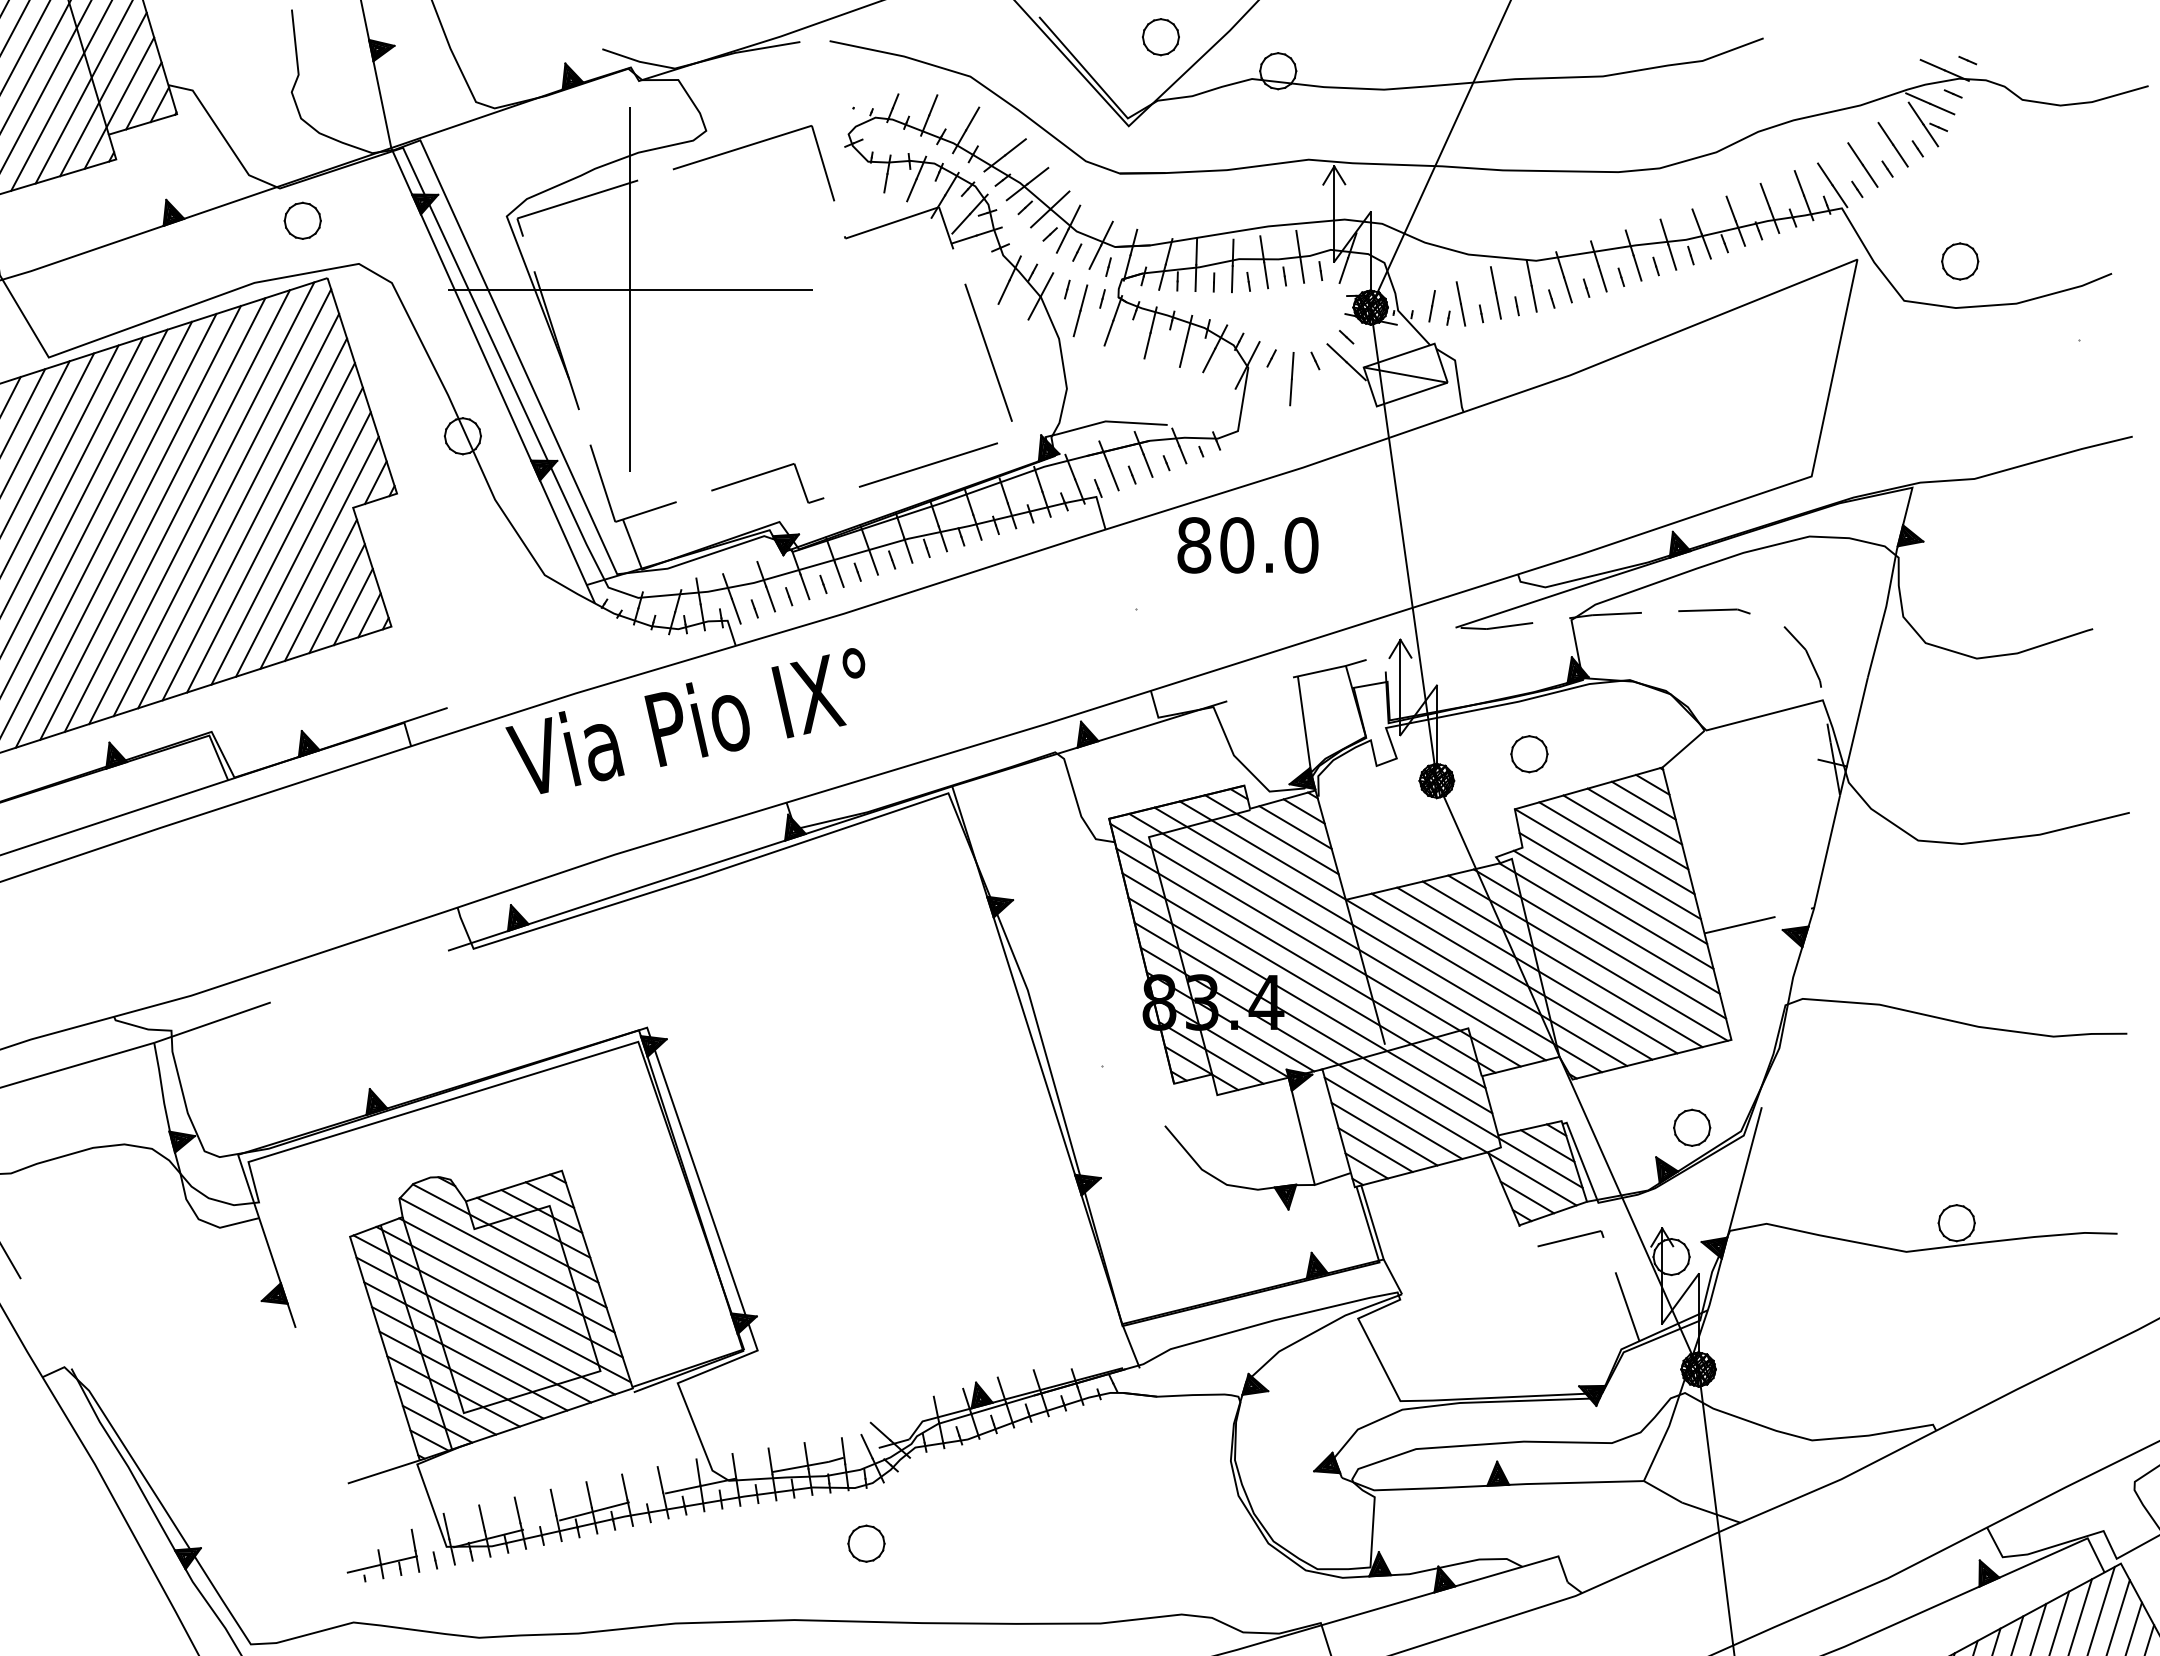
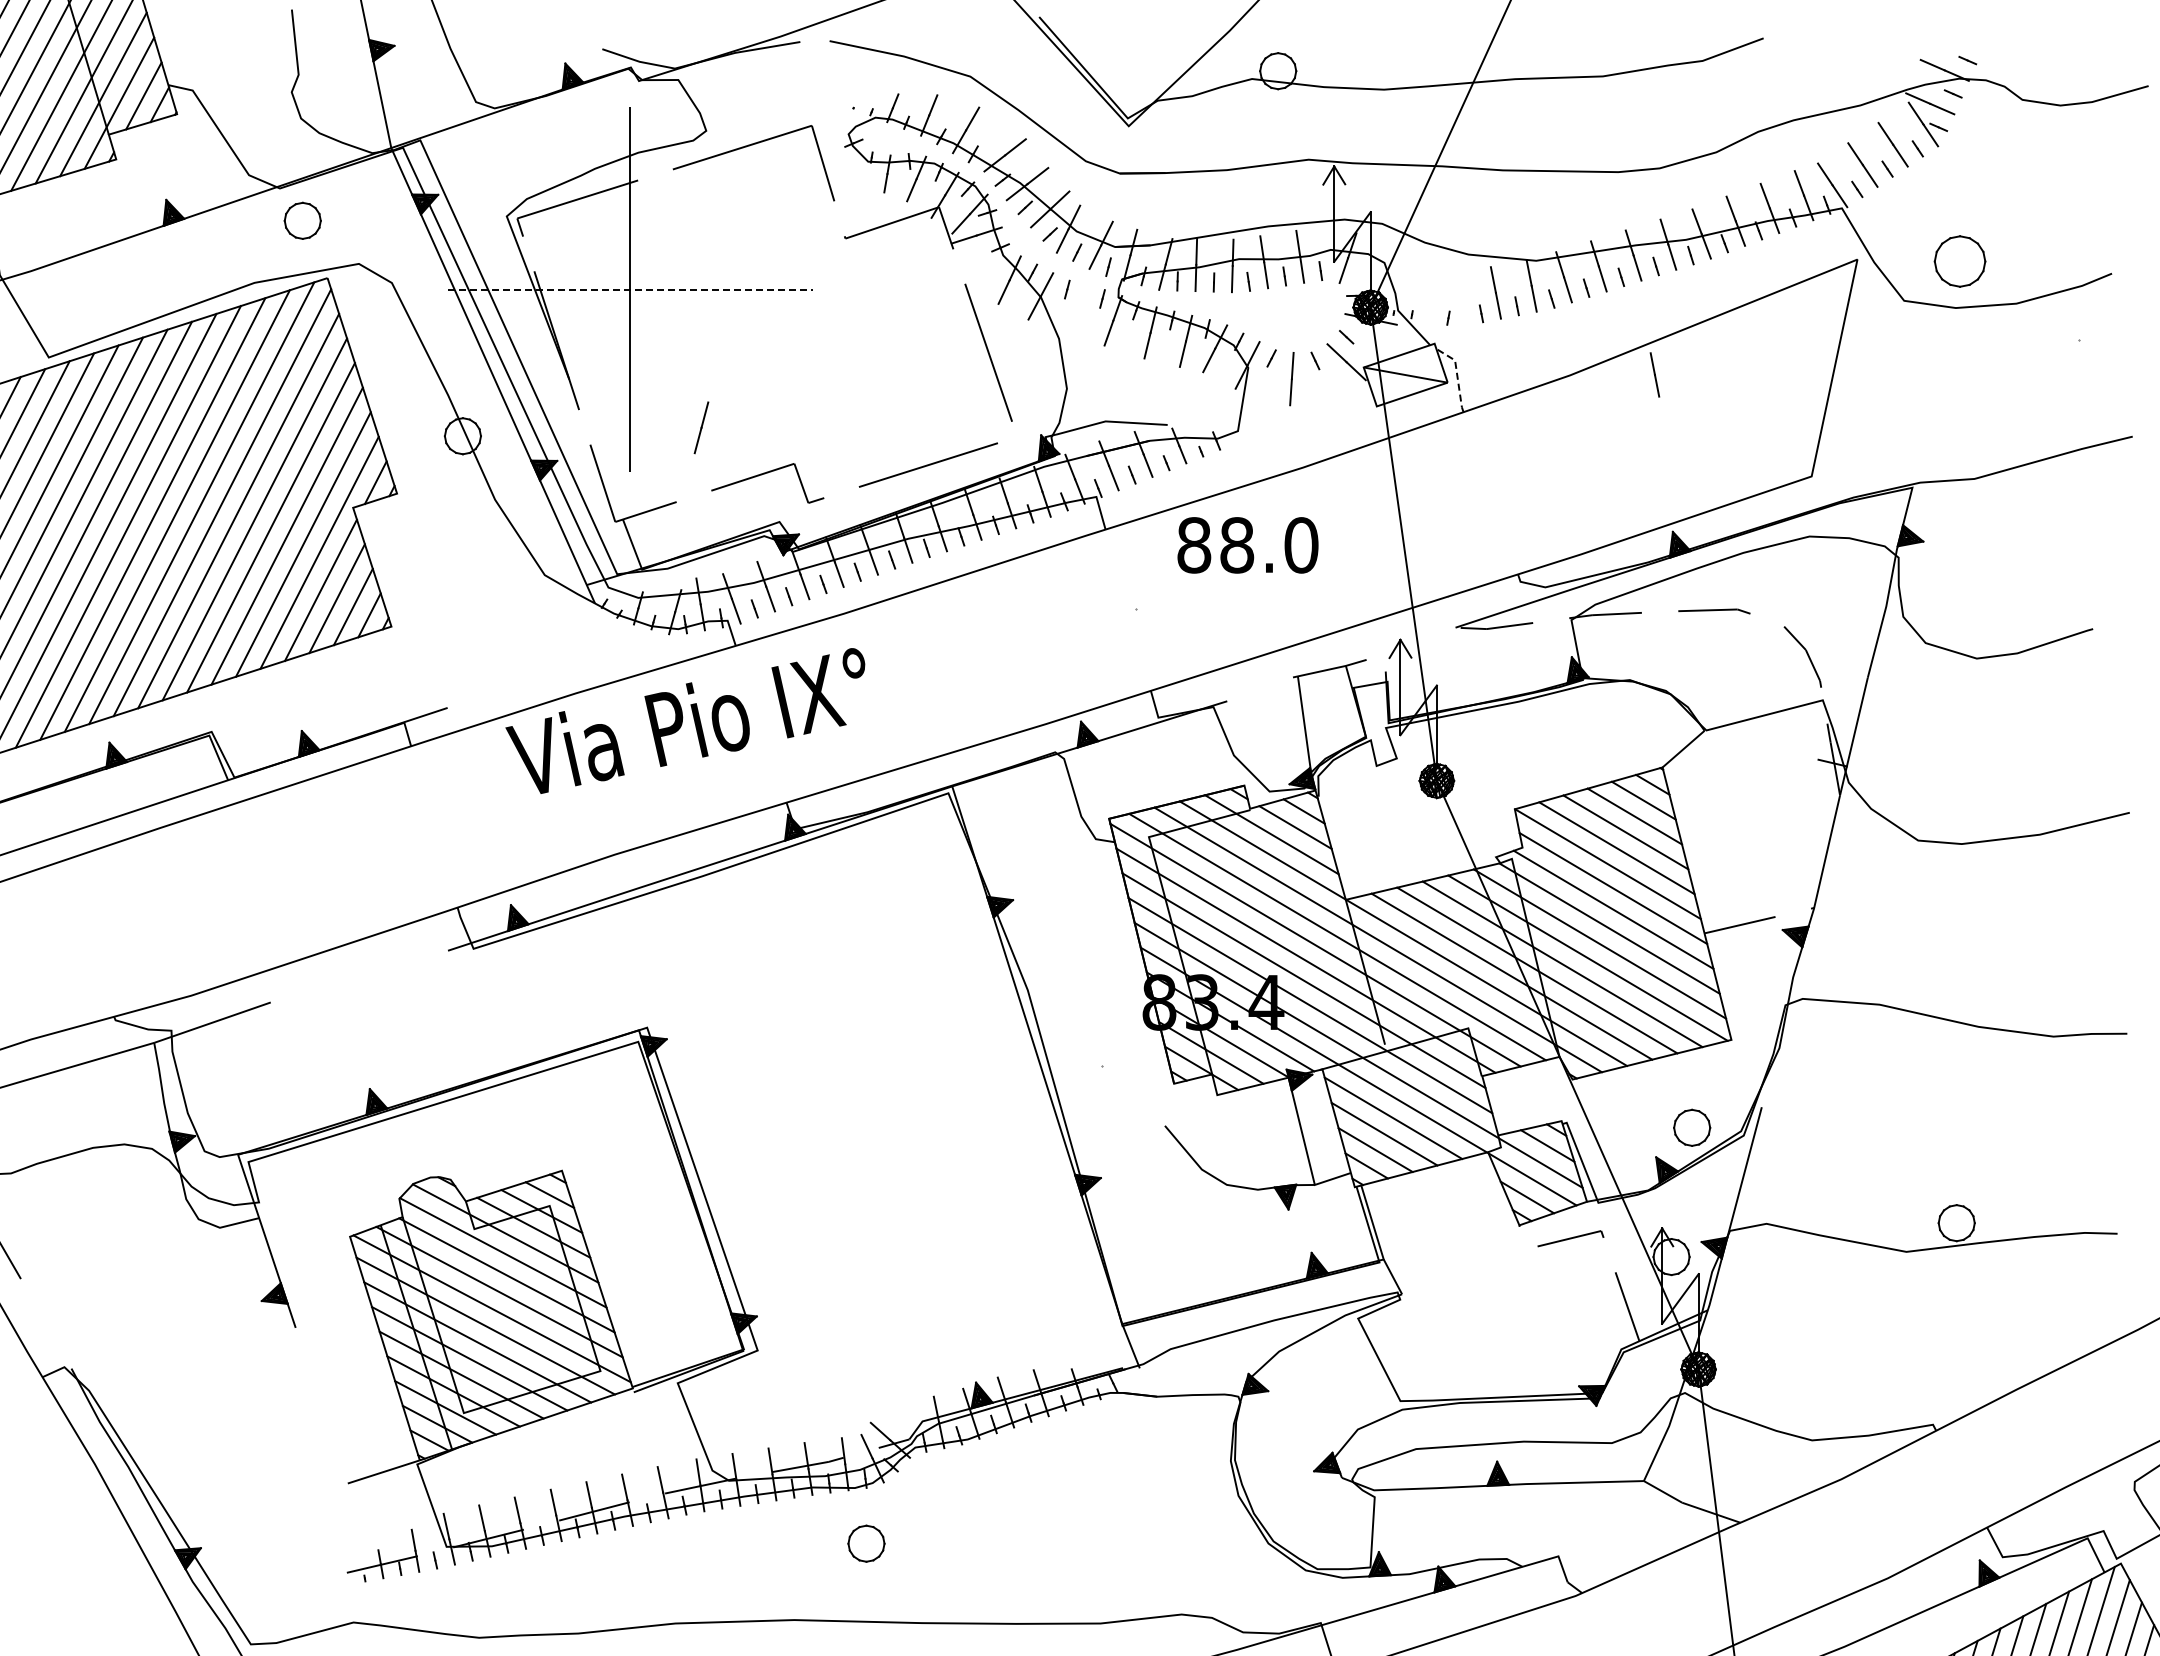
part: present -> none (1160, 37)
part size: 39x39 px -> 54x53 px (1959, 261)
line: solid -> dashed (630, 289)
line position: (1460, 303) -> (1654, 374) (1654, 374)
line: present -> none (1431, 306)
line position: (1080, 310) -> (701, 427) (701, 427)
line: solid -> dashed (1457, 376)
text: 80.0 -> 88.0 (1237, 545)
part: present -> none (1529, 754)
